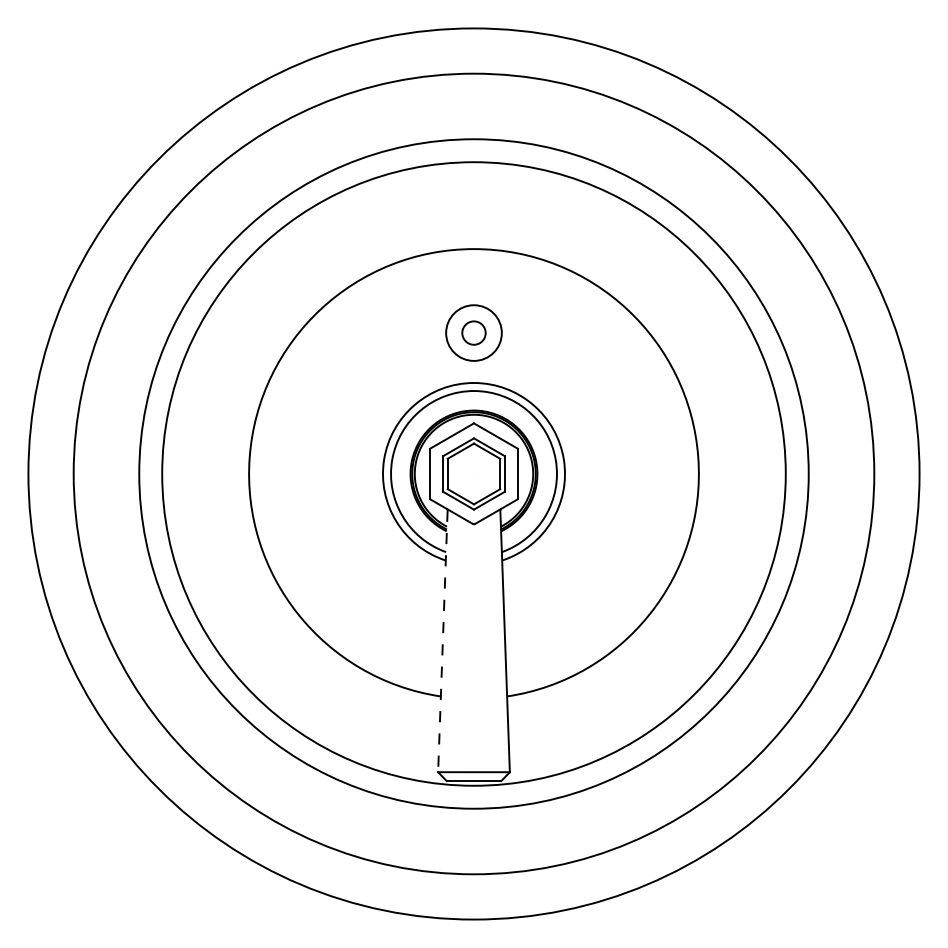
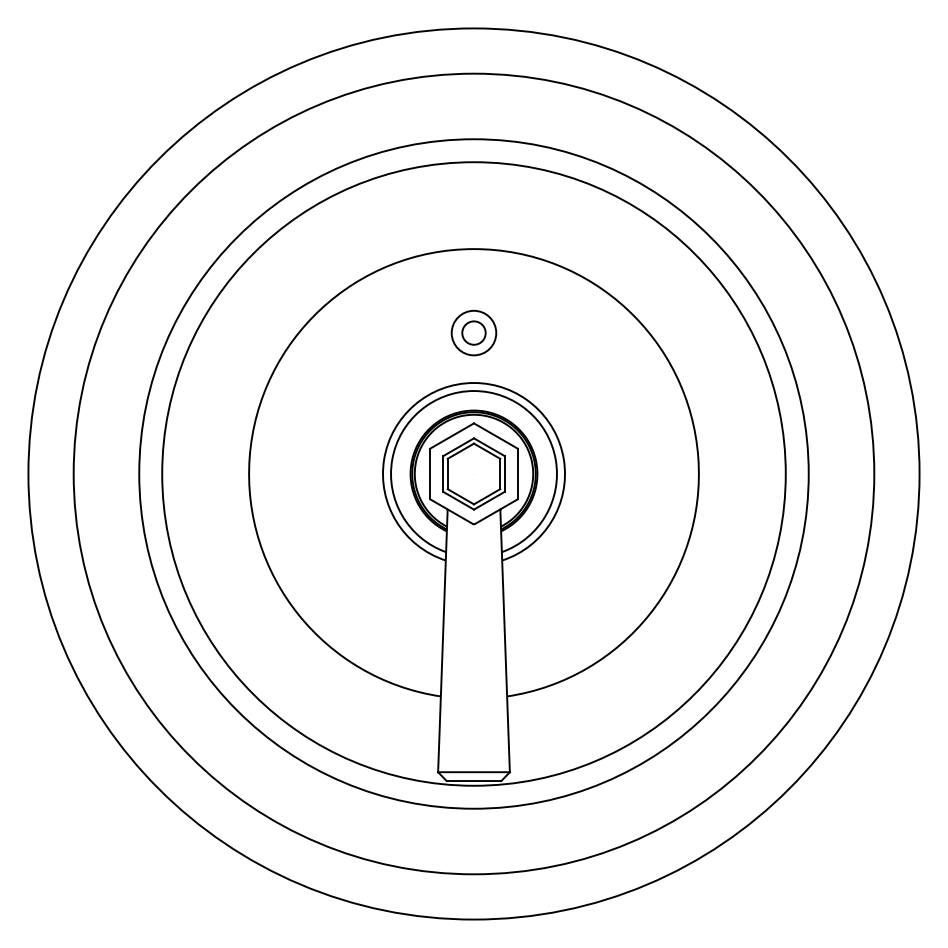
circle diameter: 56 px -> 45 px (473, 332)
line: dashed -> solid (442, 641)
